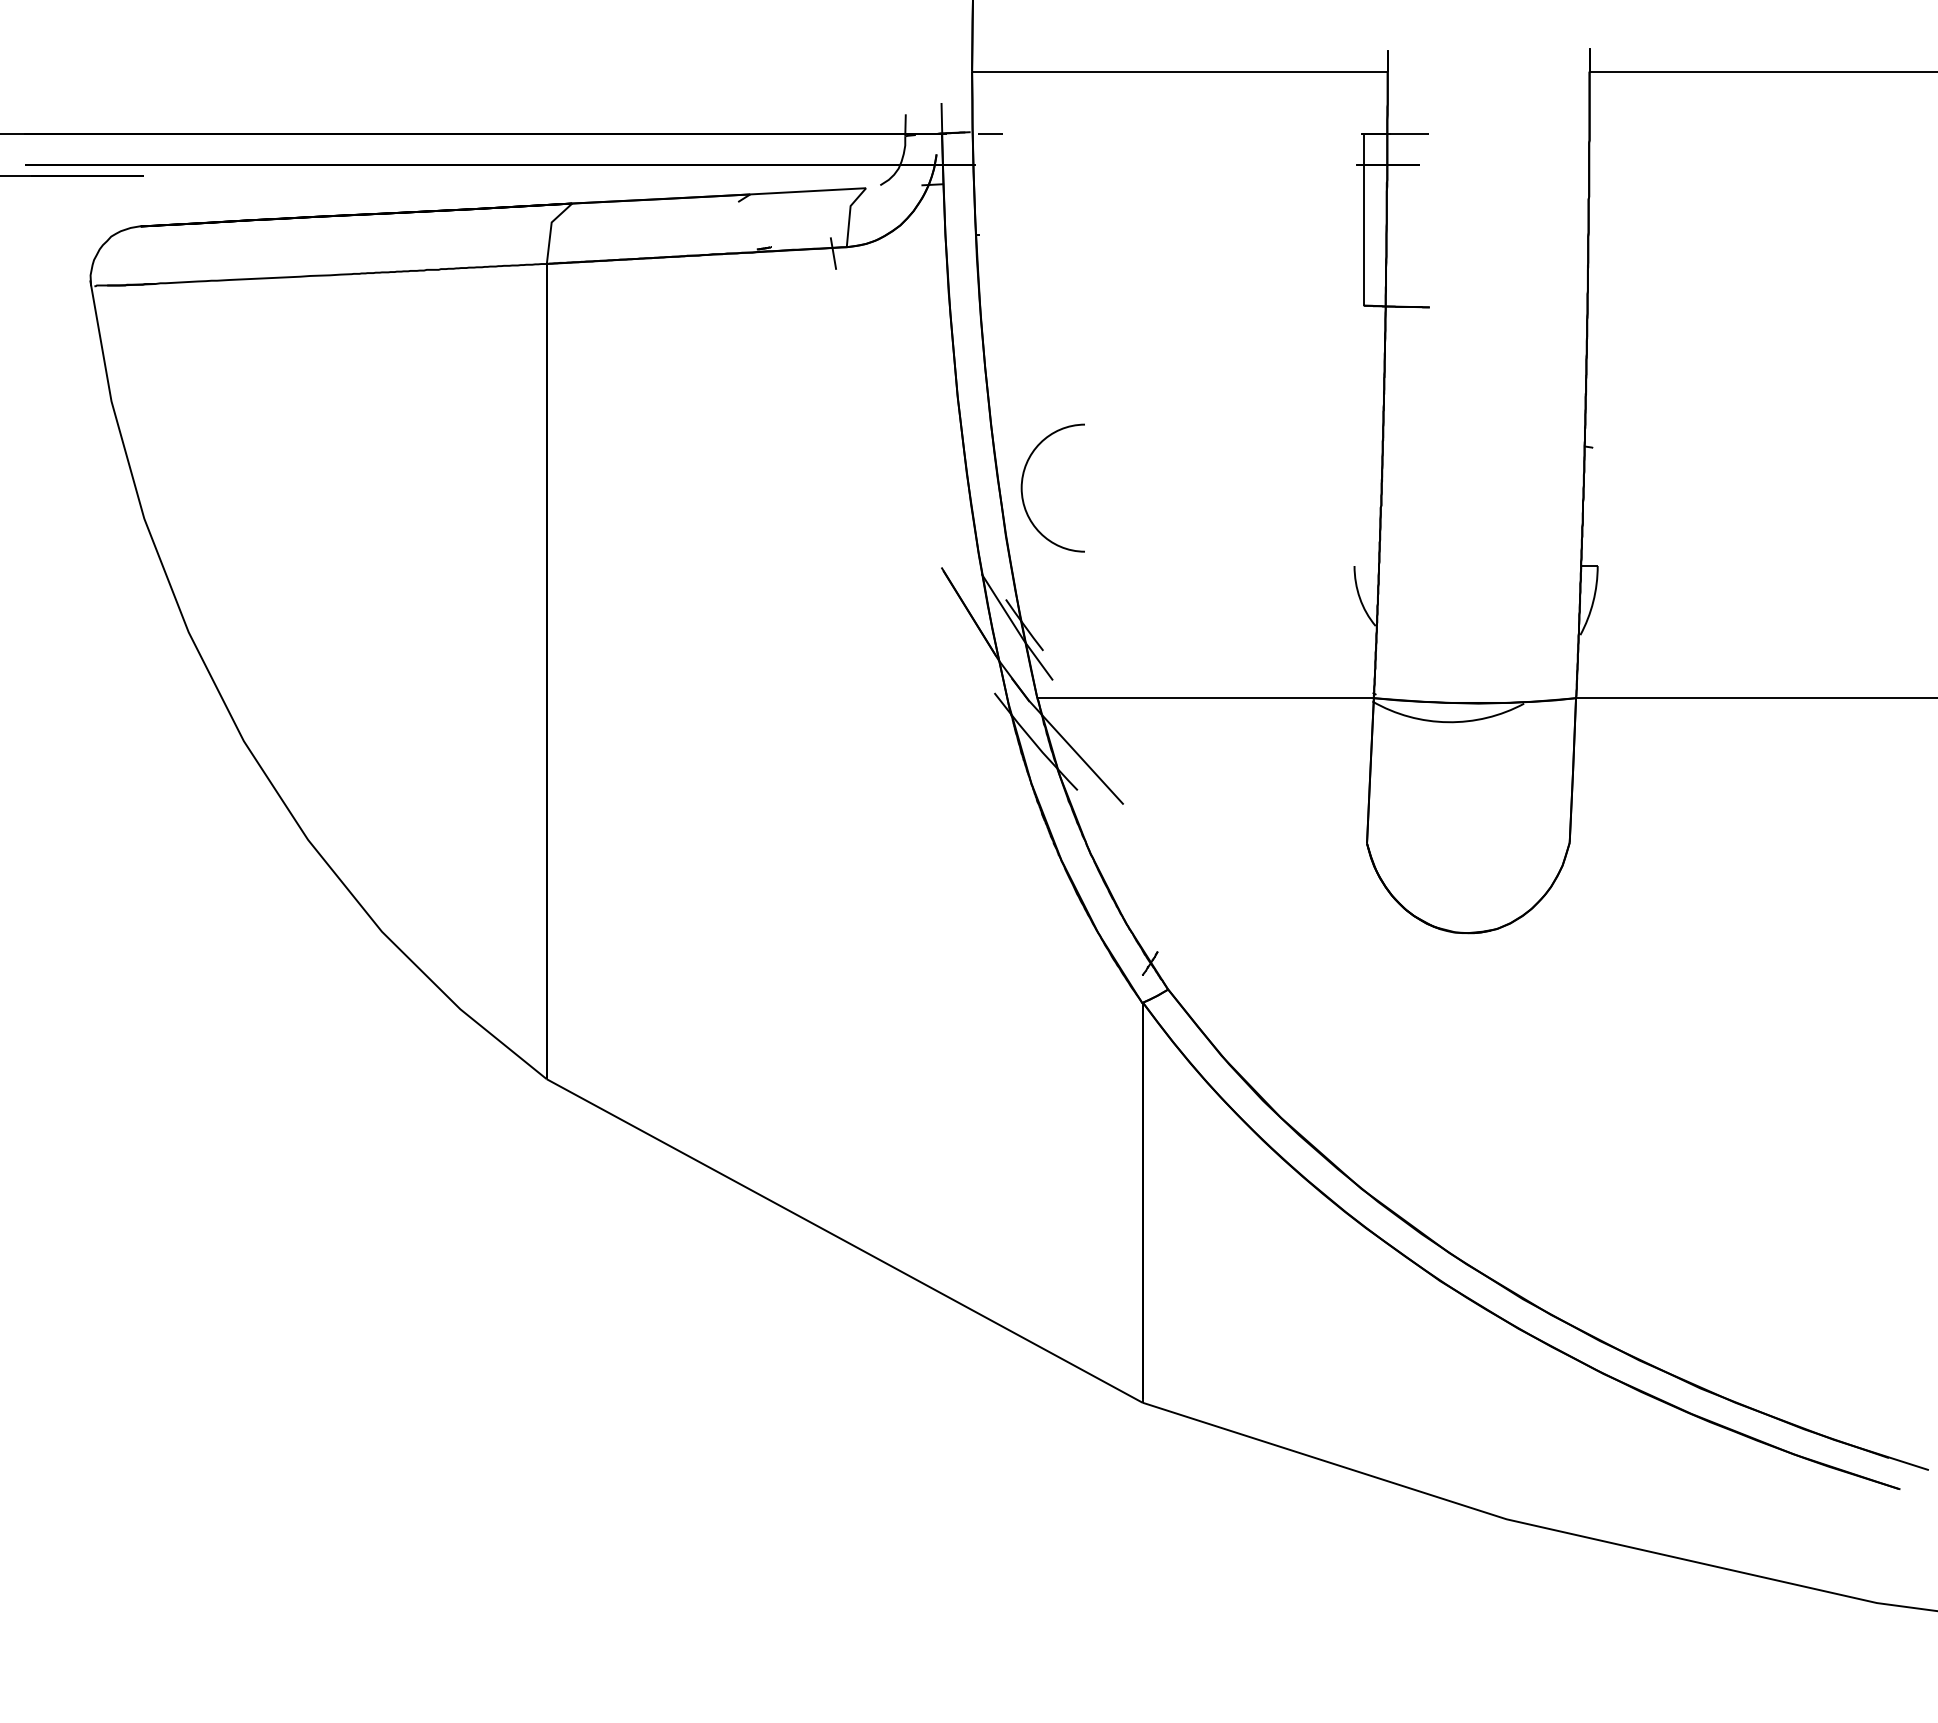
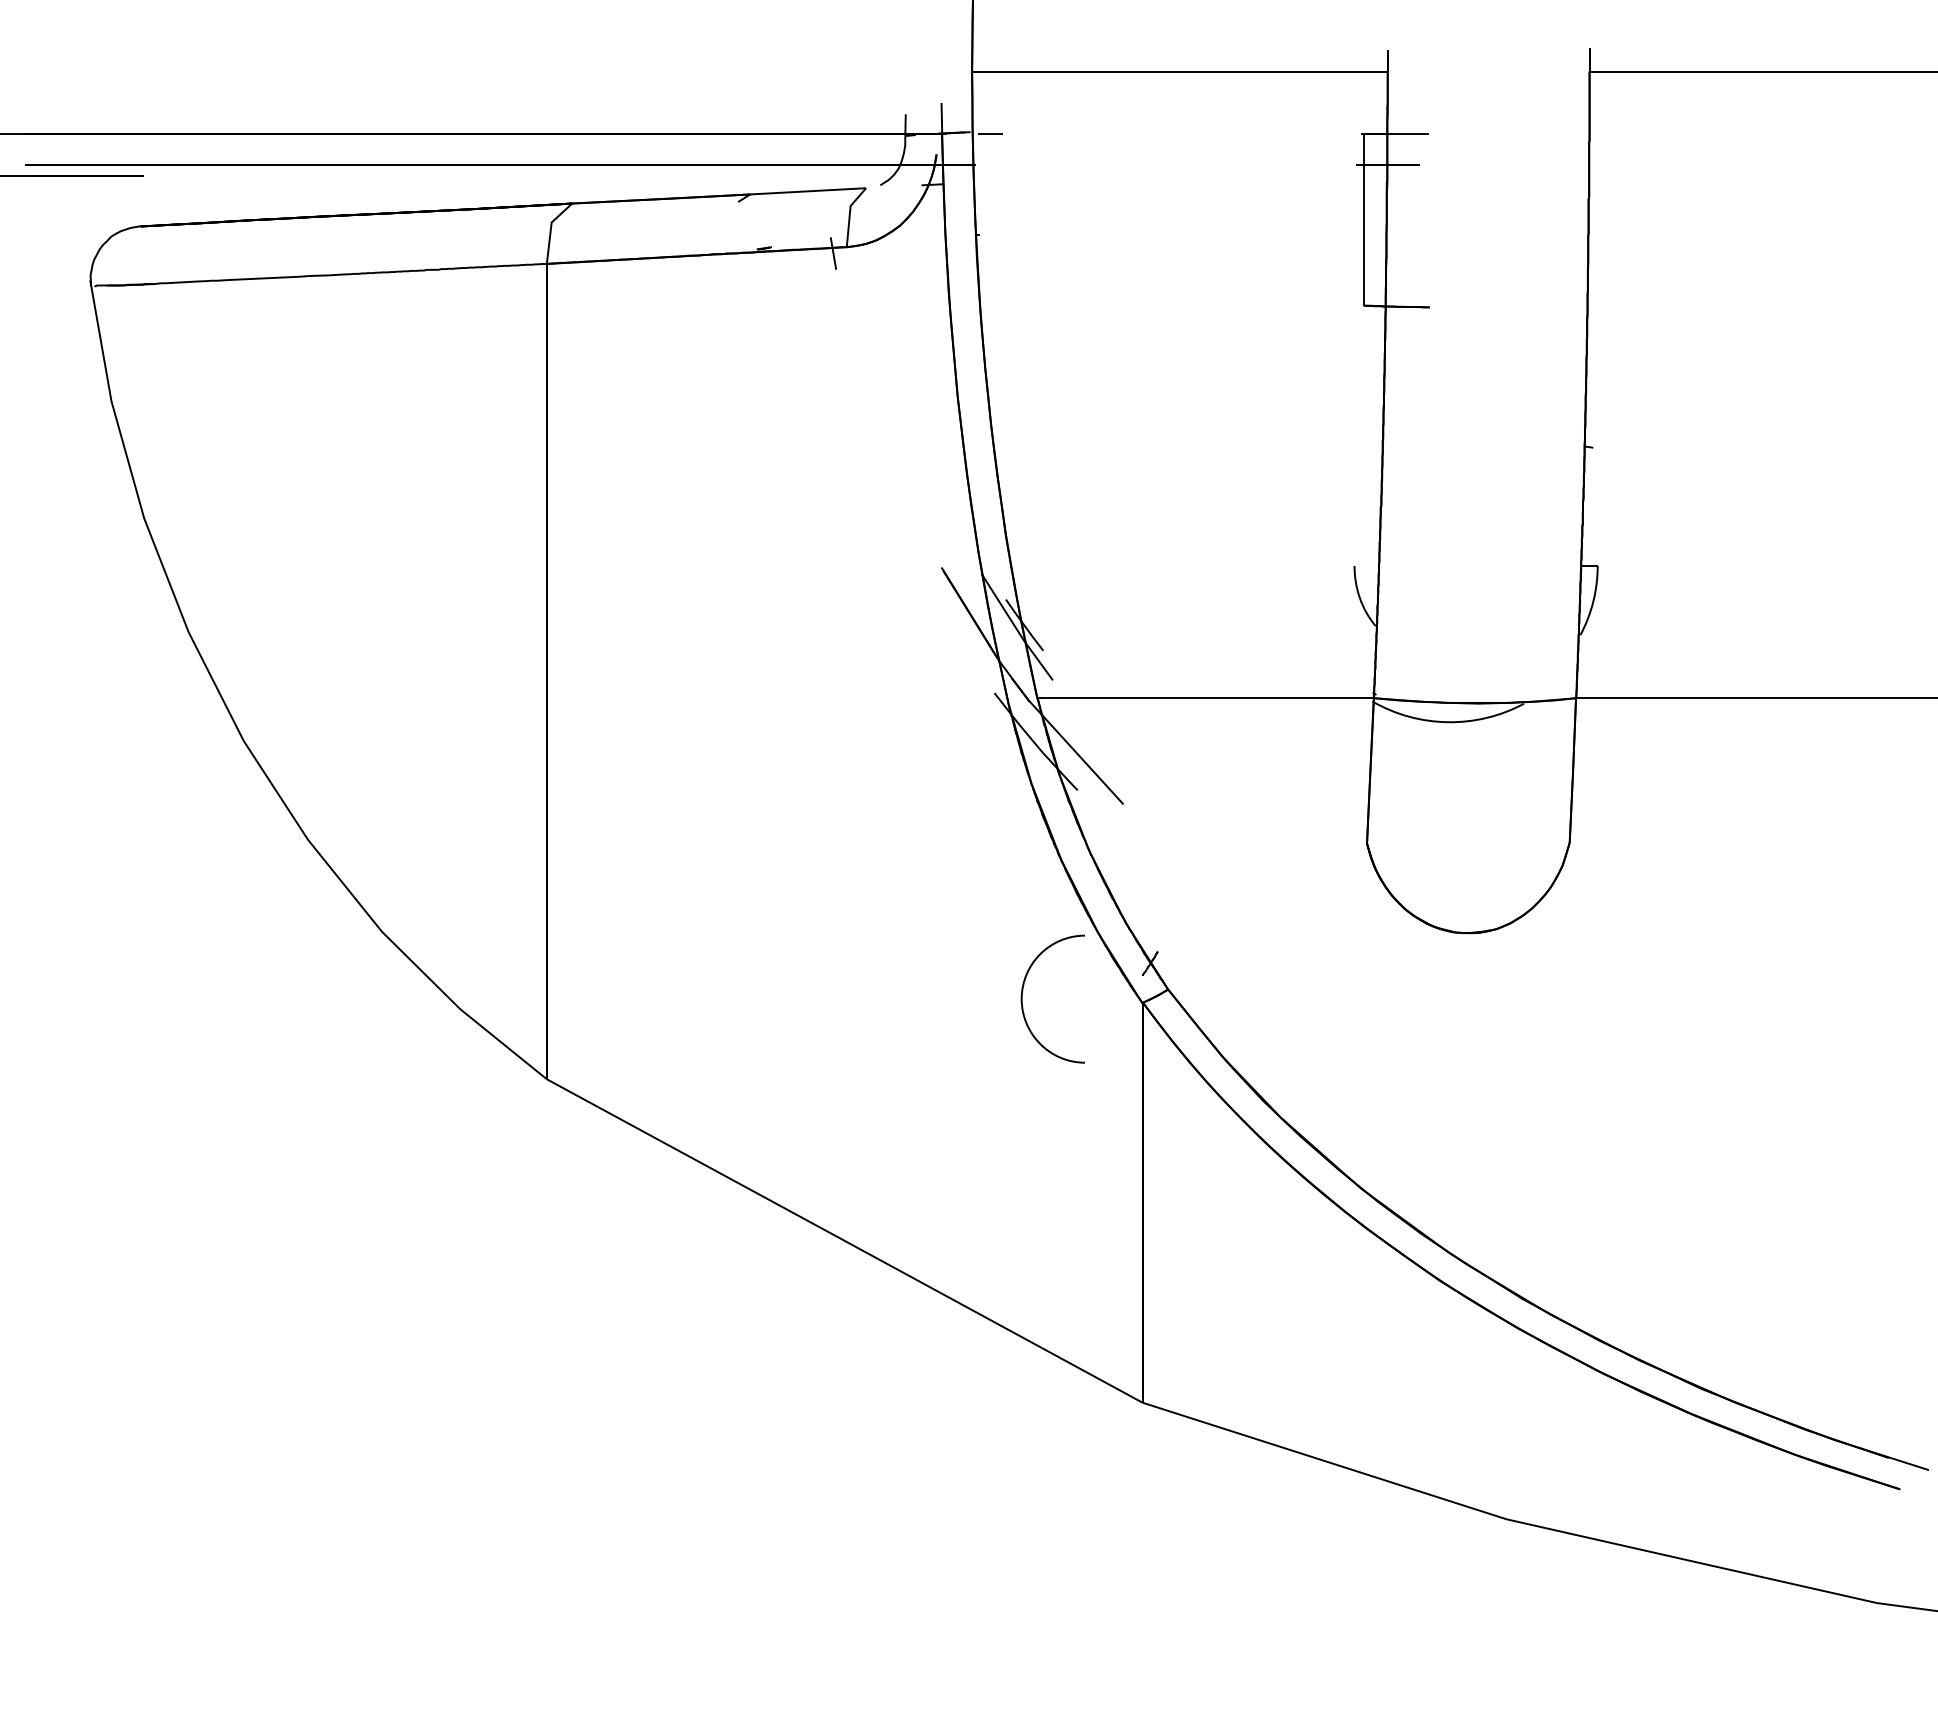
curve position: (1023, 480) -> (1023, 991) (1023, 991)
